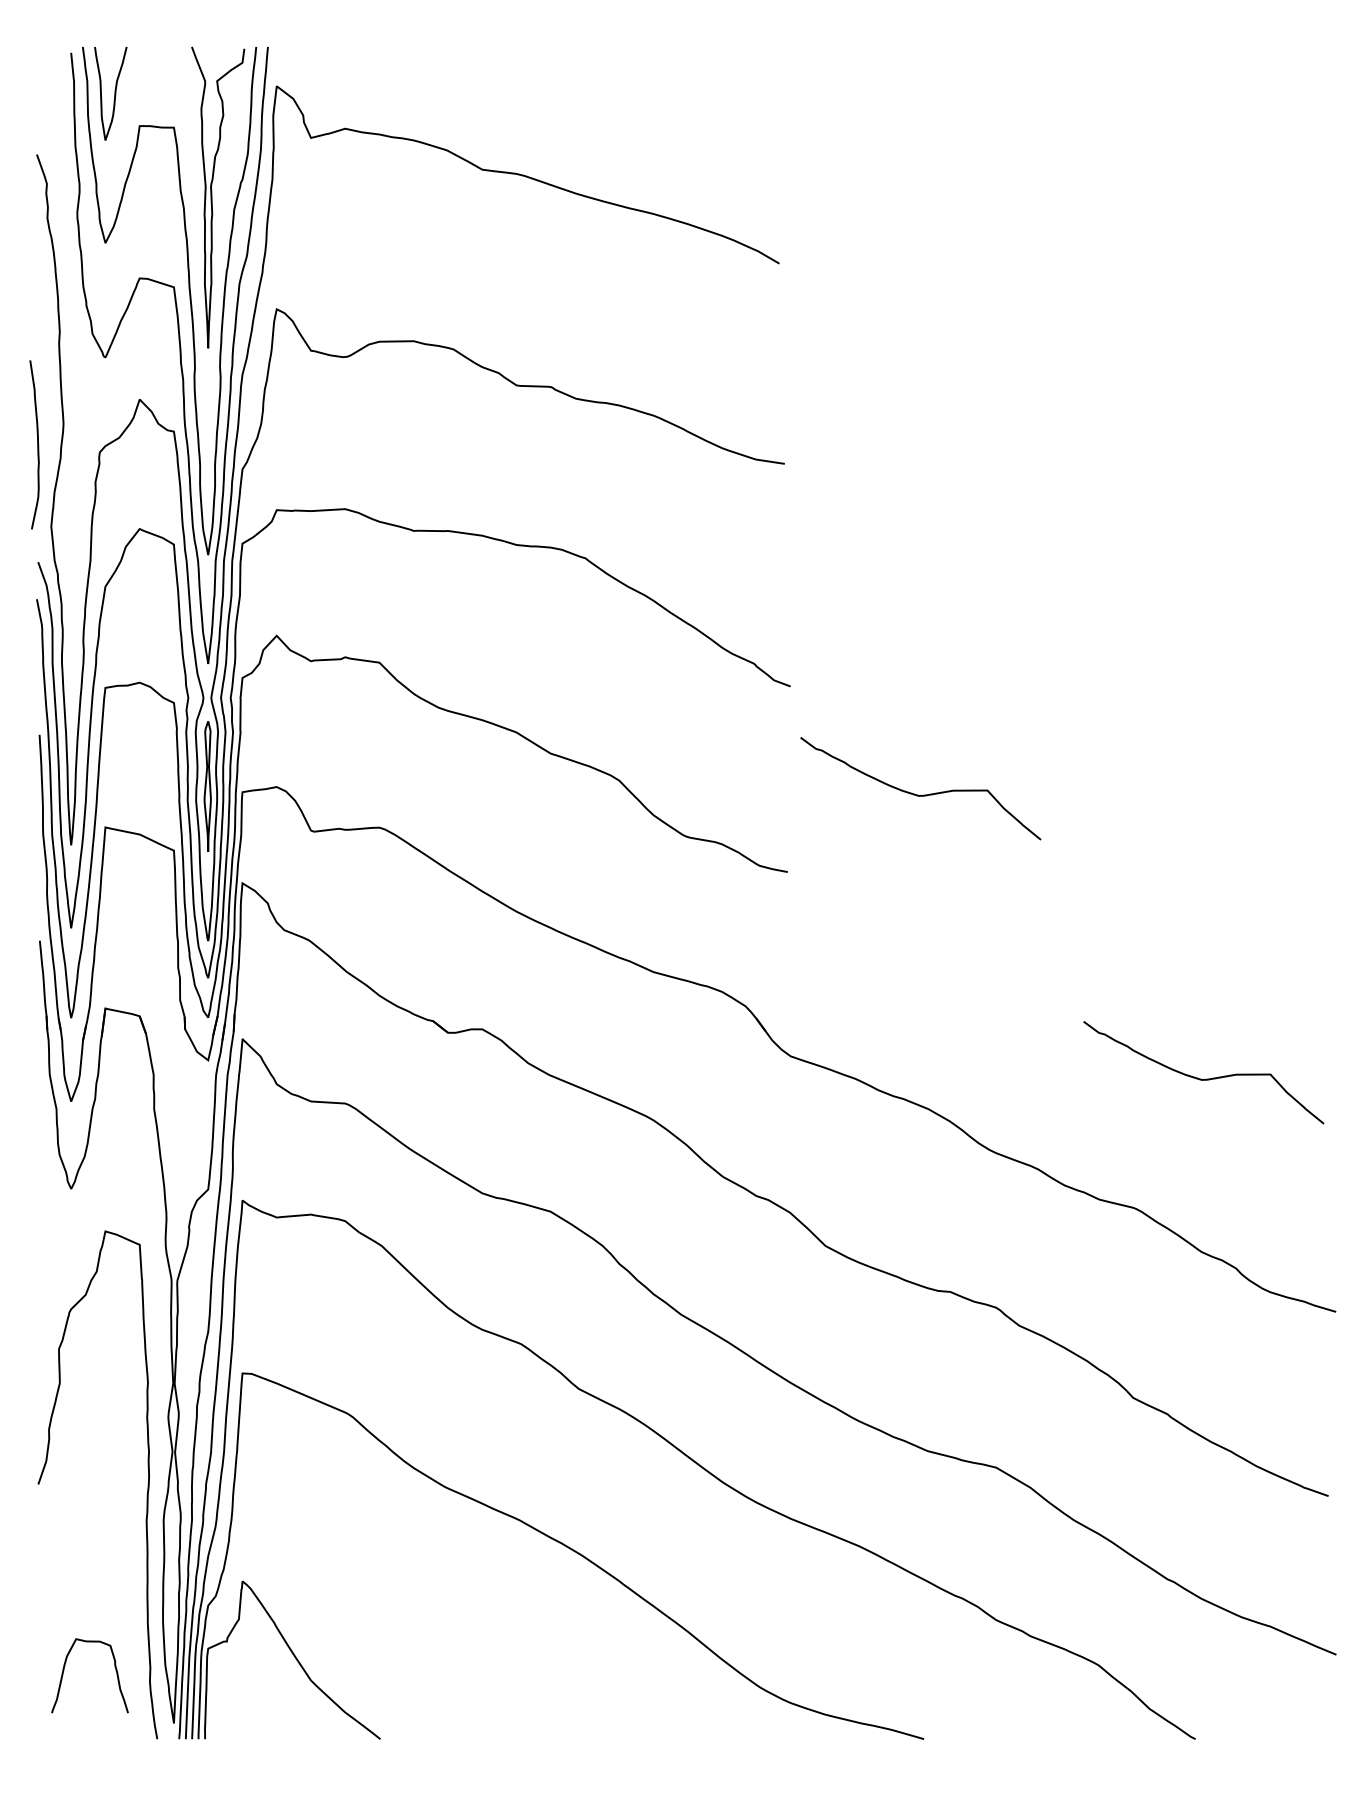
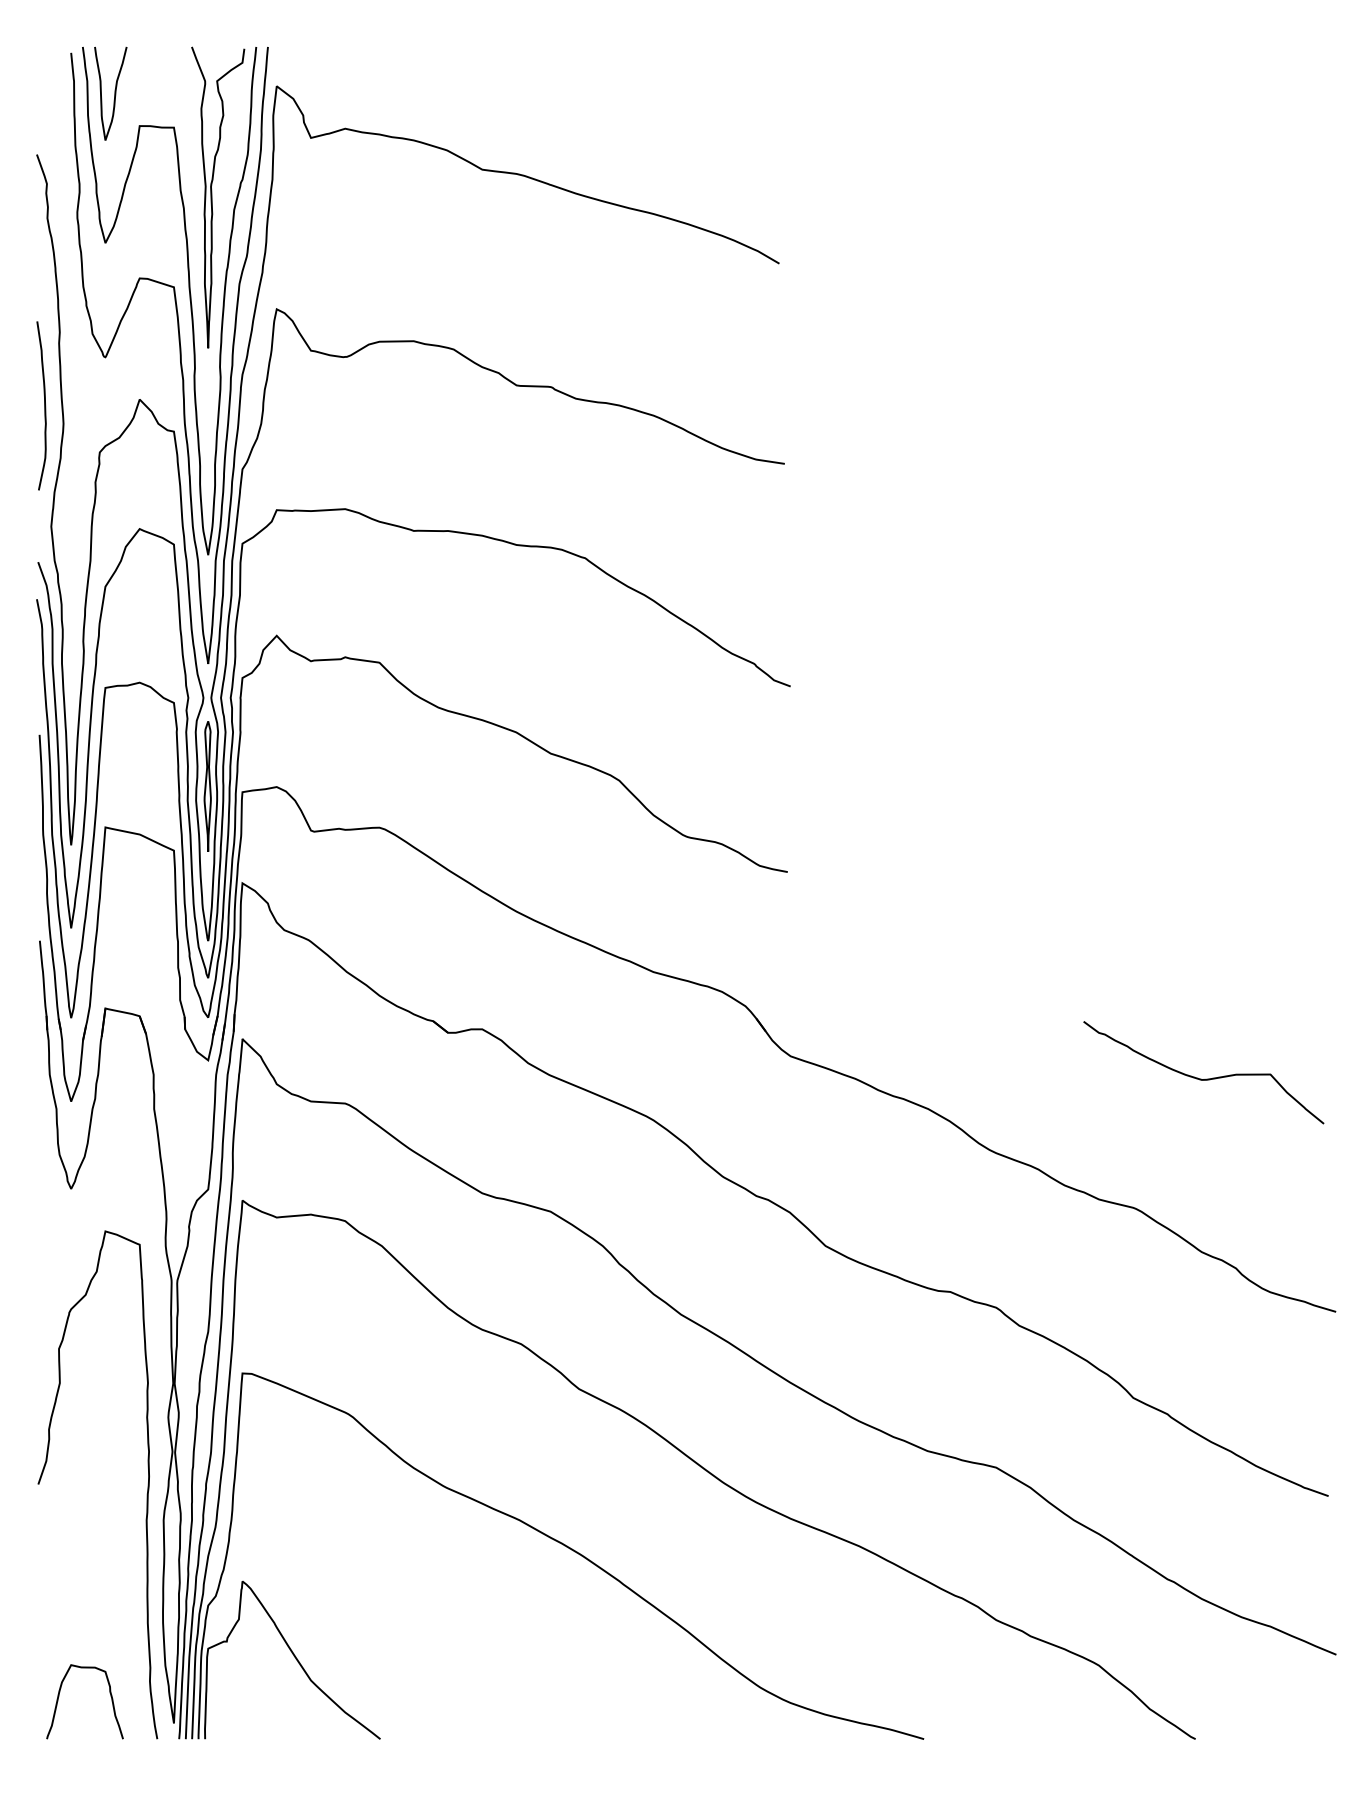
curve position: (37, 444) -> (44, 405) (44, 405)
curve: present -> none (918, 794)
curve position: (64, 1670) -> (59, 1696) (59, 1696)
